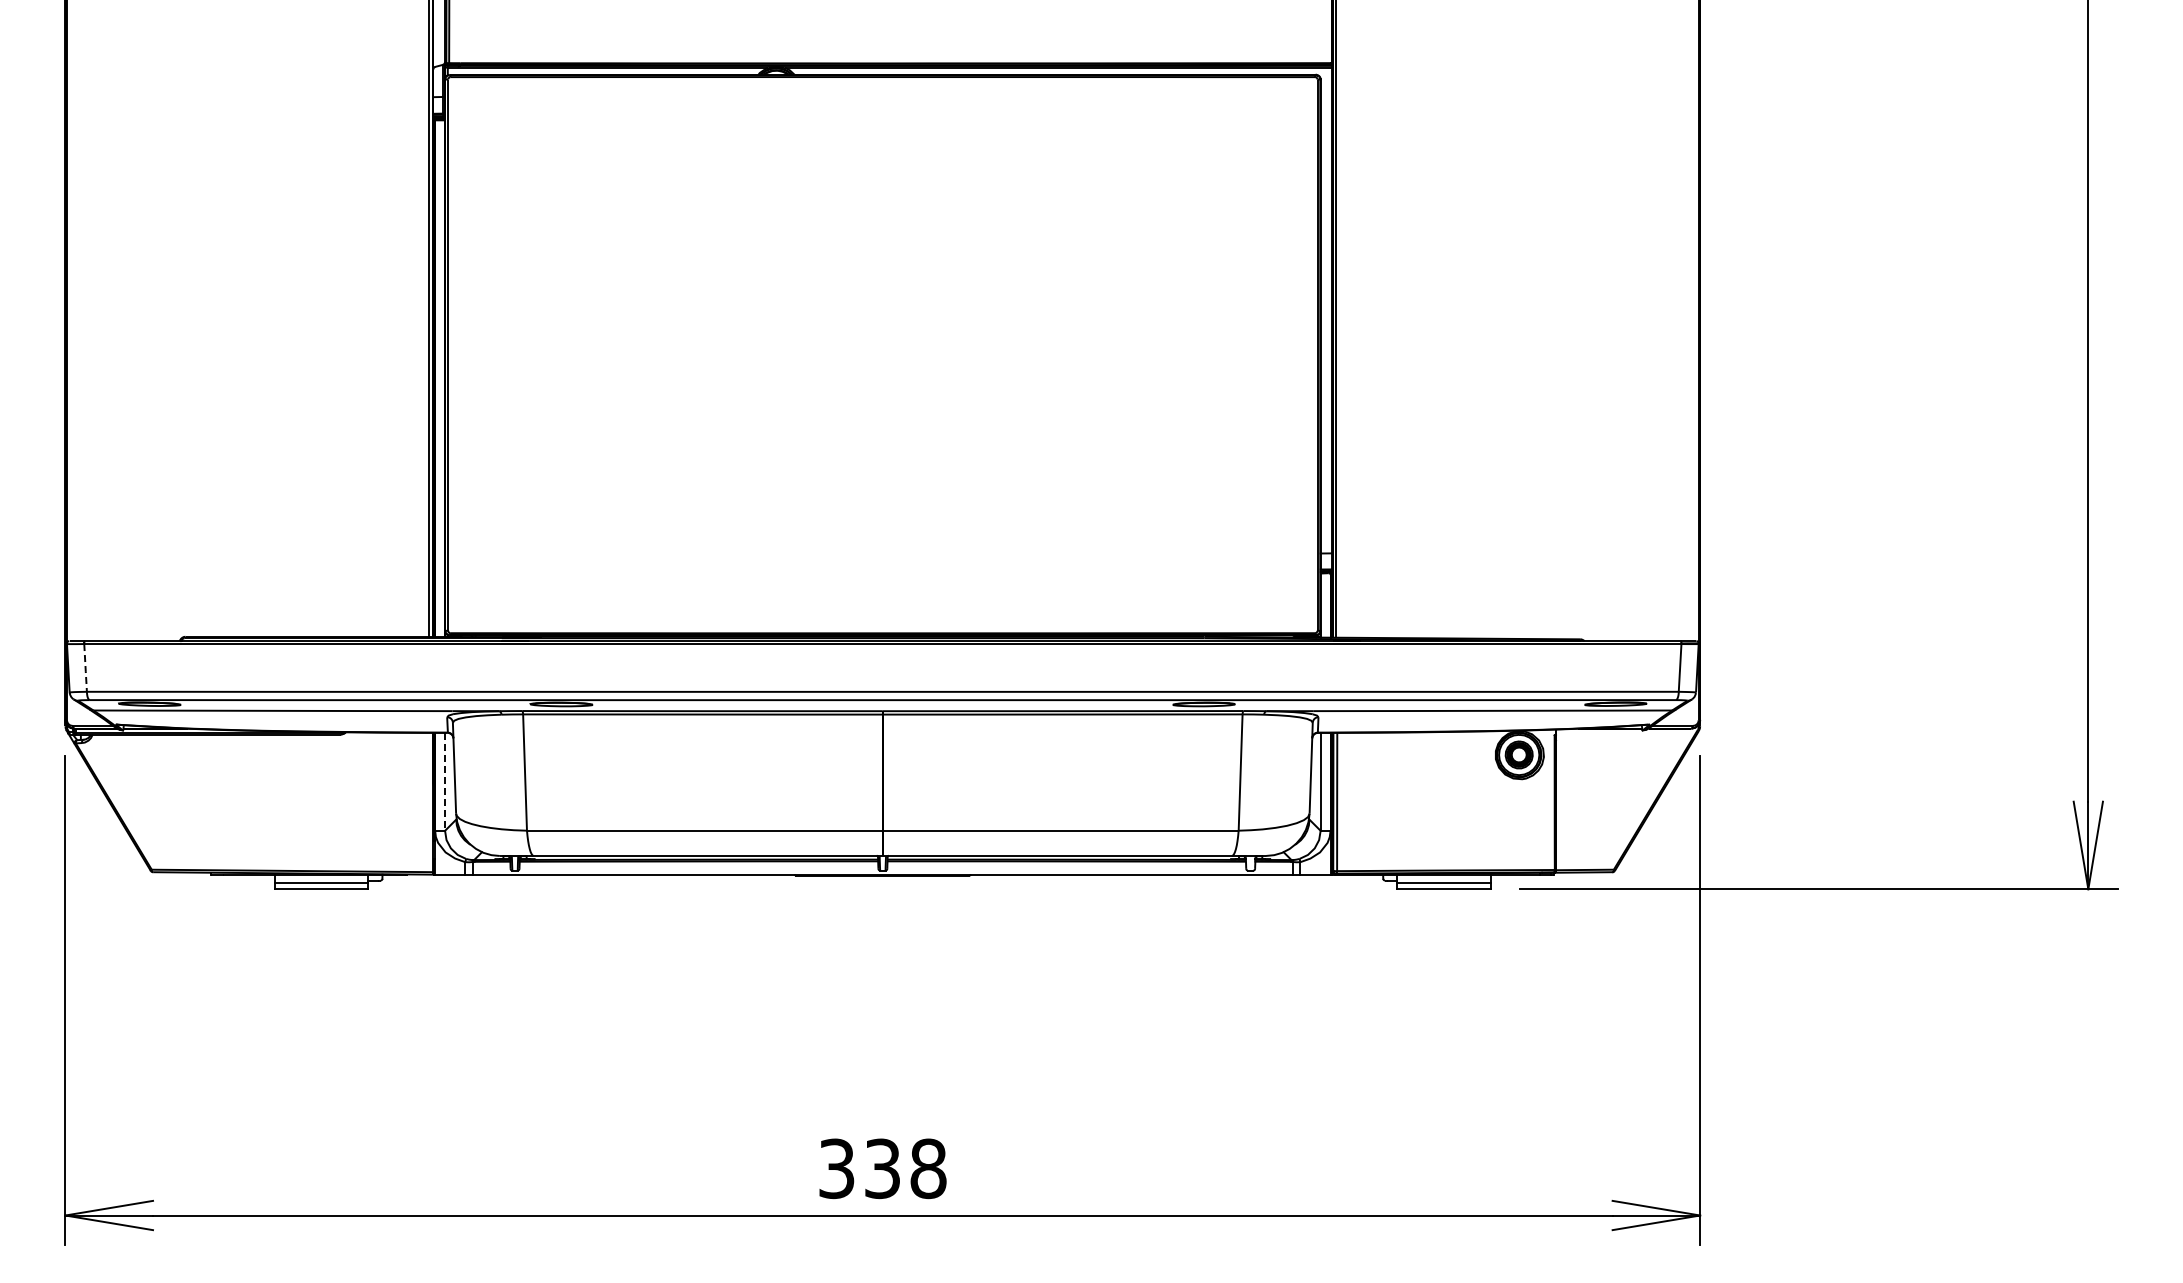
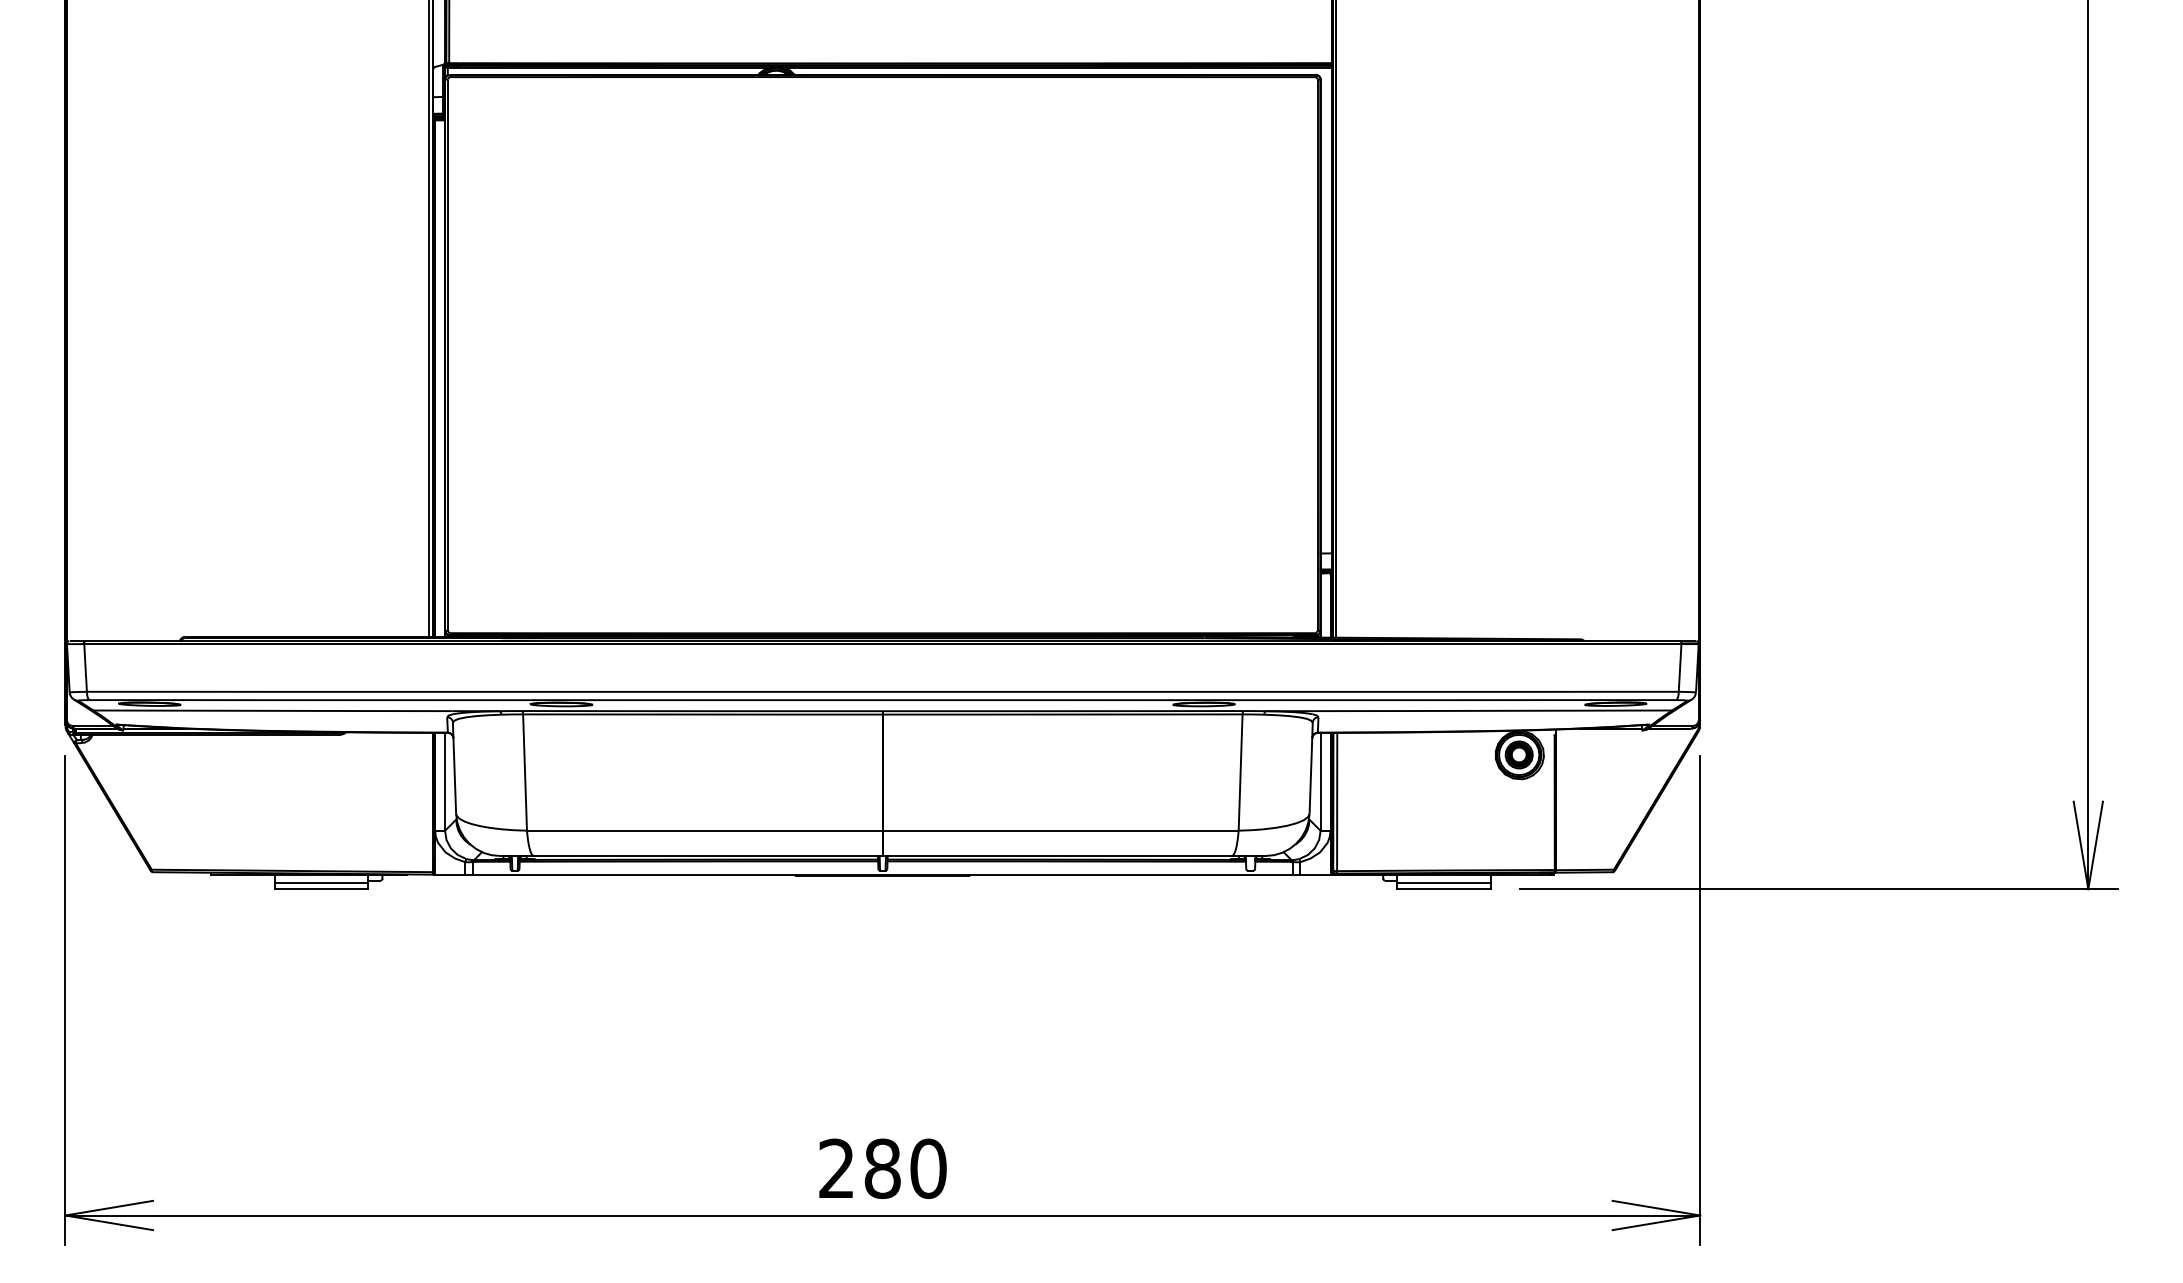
line: dashed -> solid (85, 669)
line: dashed -> solid (445, 781)
text: 338 -> 280 (882, 1168)
